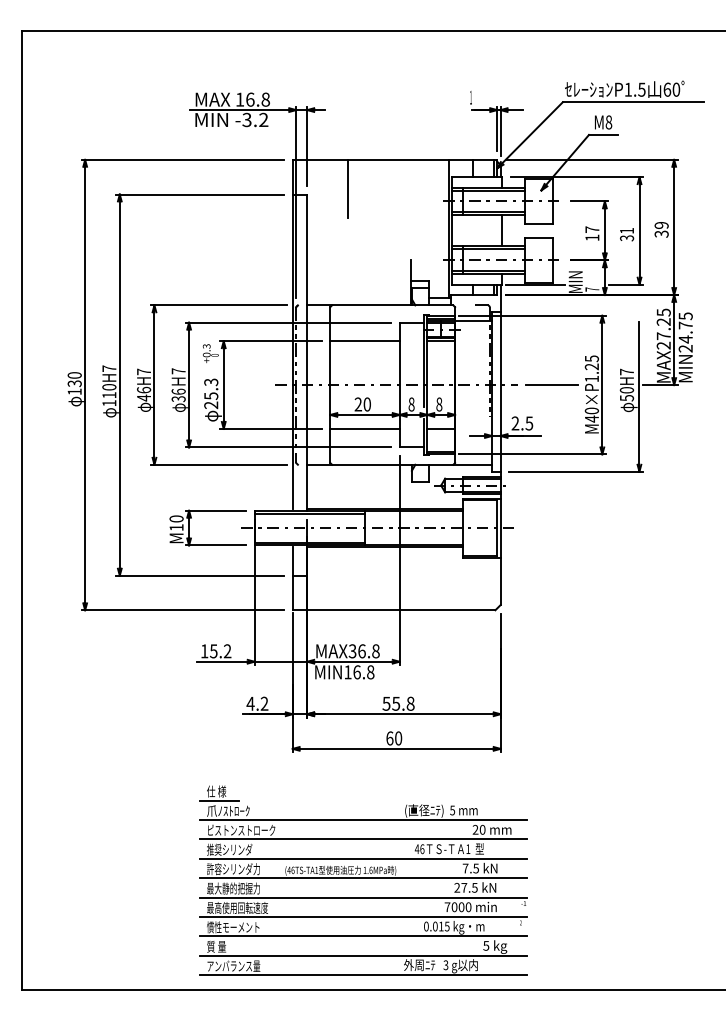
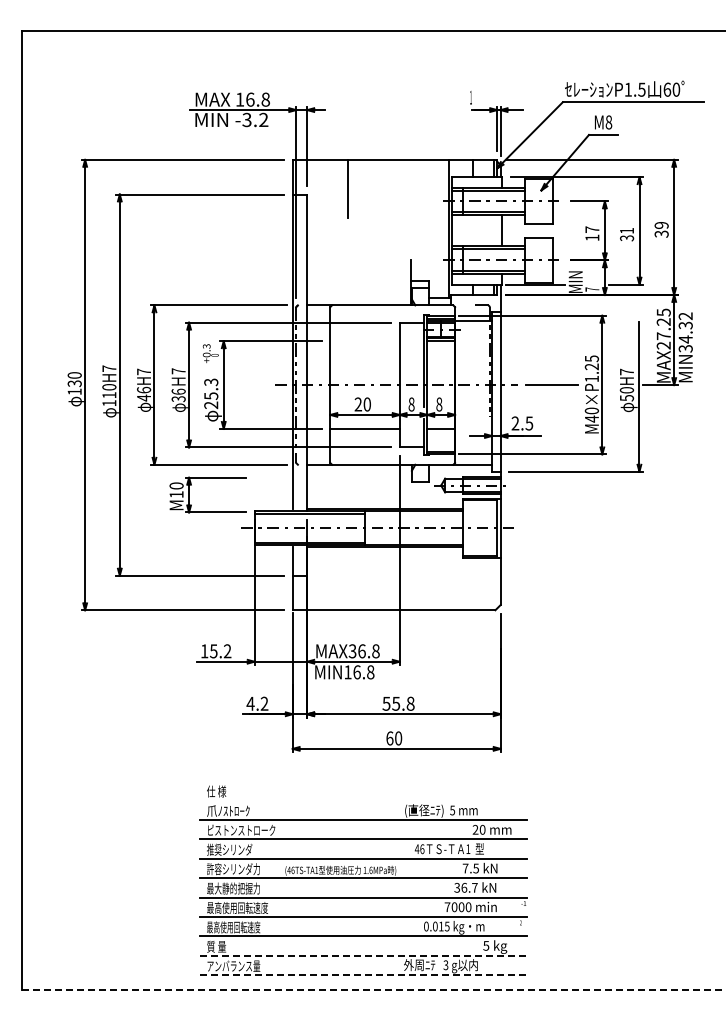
text: MIN24.75 -> MIN34.32 (685, 332)
line: present -> none (364, 341)
part position: (207, 511) -> (207, 478) (207, 478)
line: present -> none (219, 800)
text: 27.5 -> 36.7 (465, 887)
text: 慣性モーメント -> 最高使用回転速度 (233, 927)
line: solid -> dashed (363, 955)
line: solid -> dashed (363, 975)
line: solid -> dashed (373, 990)
